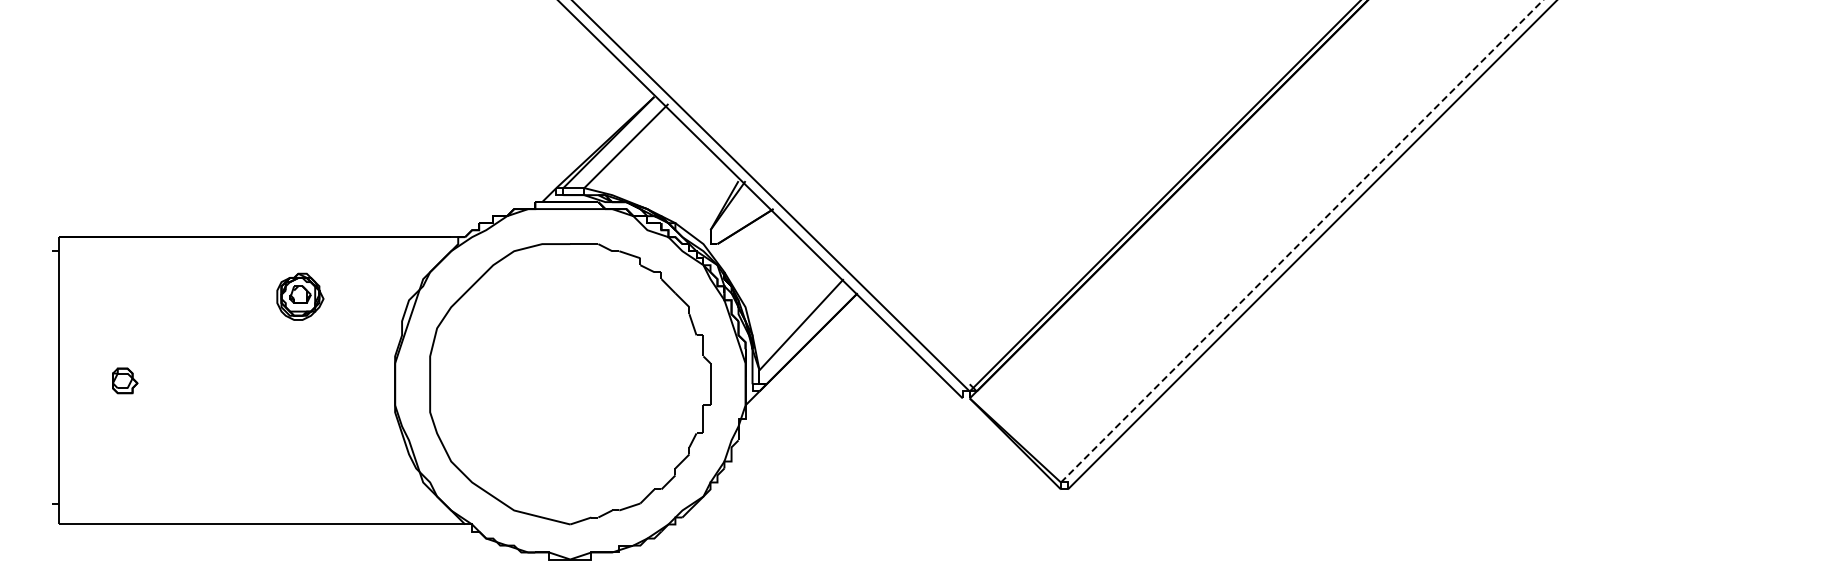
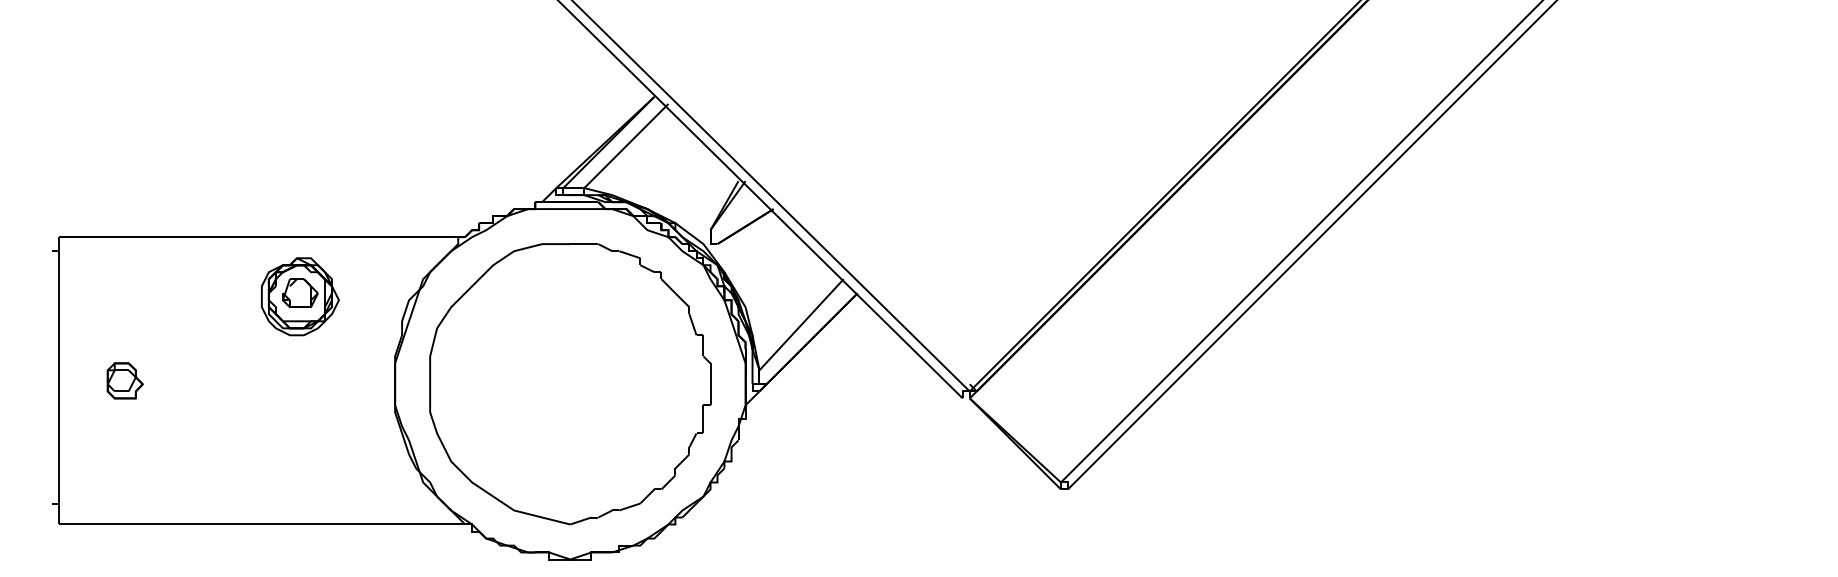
line: dashed -> solid (1302, 241)
part size: 49x49 px -> 79x80 px (300, 296)
part size: 27x28 px -> 38x38 px (124, 380)
